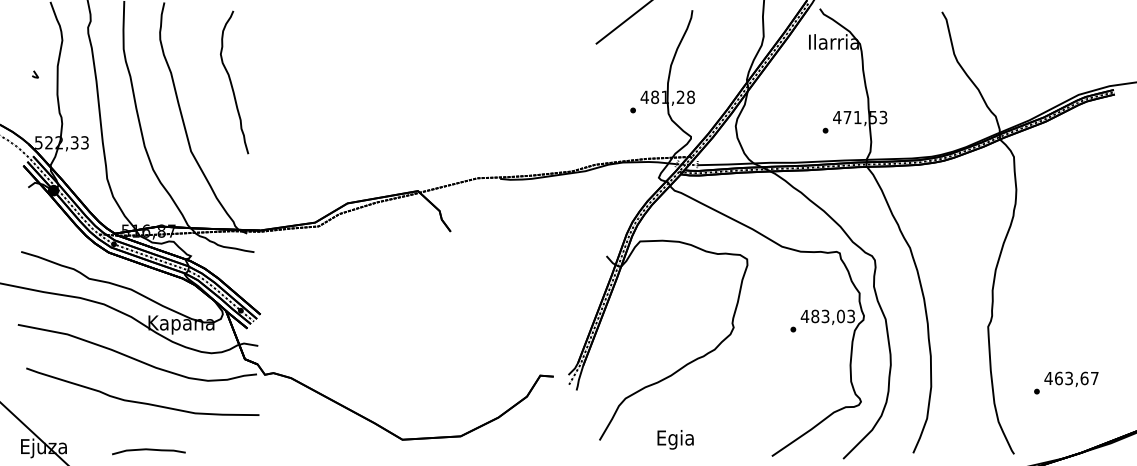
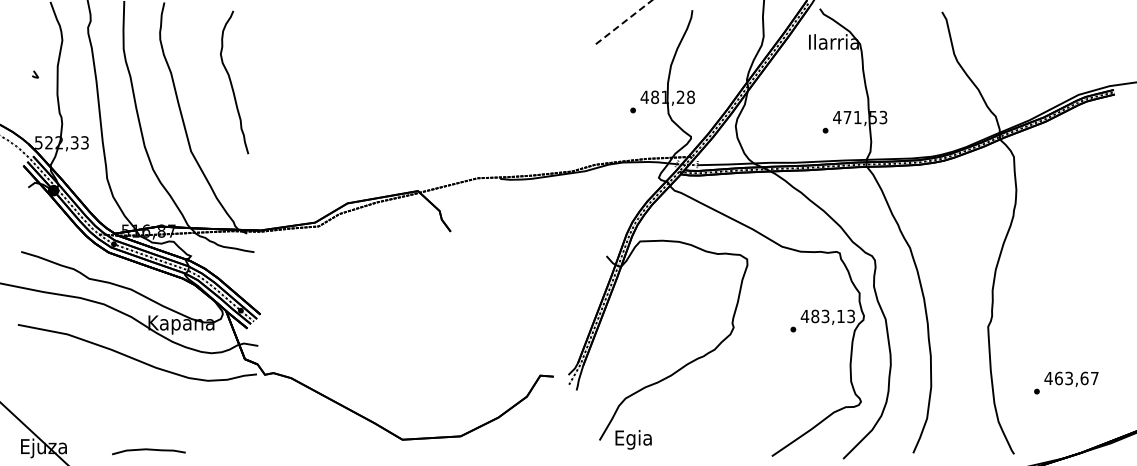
line: solid -> dashed (624, 22)
text: 483,03 -> 483,13 (840, 316)
curve: present -> none (139, 401)
text position: (675, 439) -> (633, 439) (633, 439)
